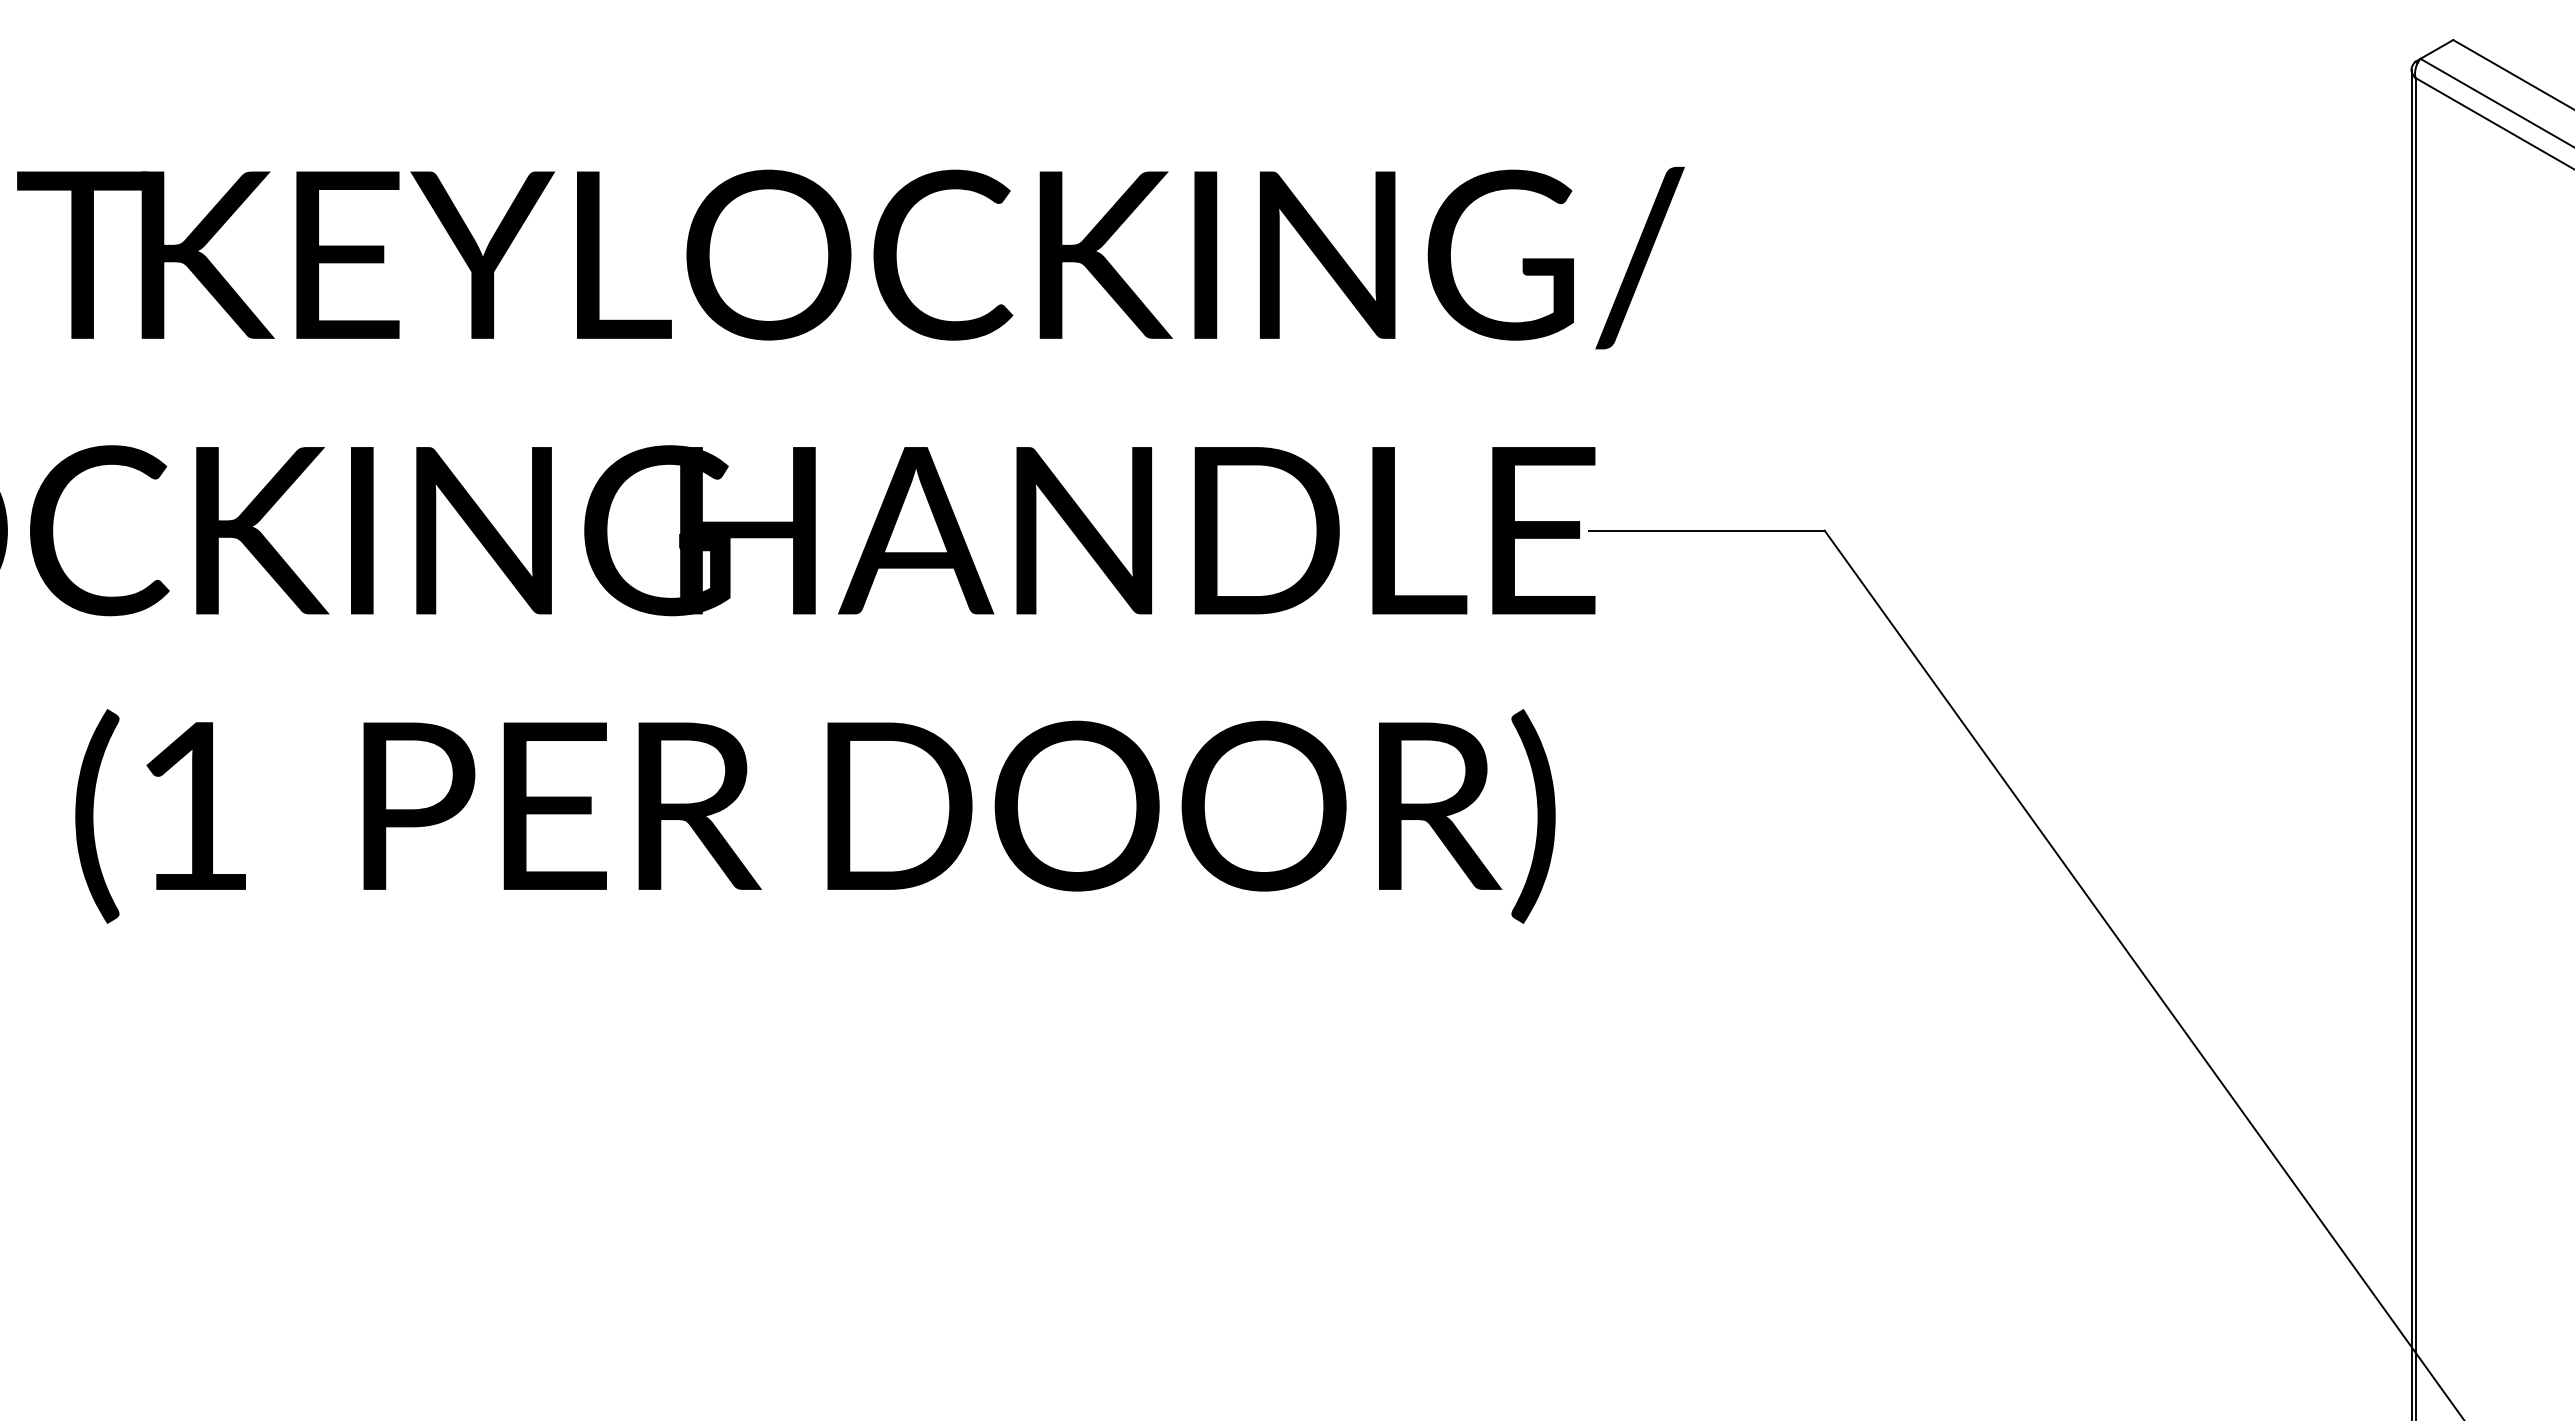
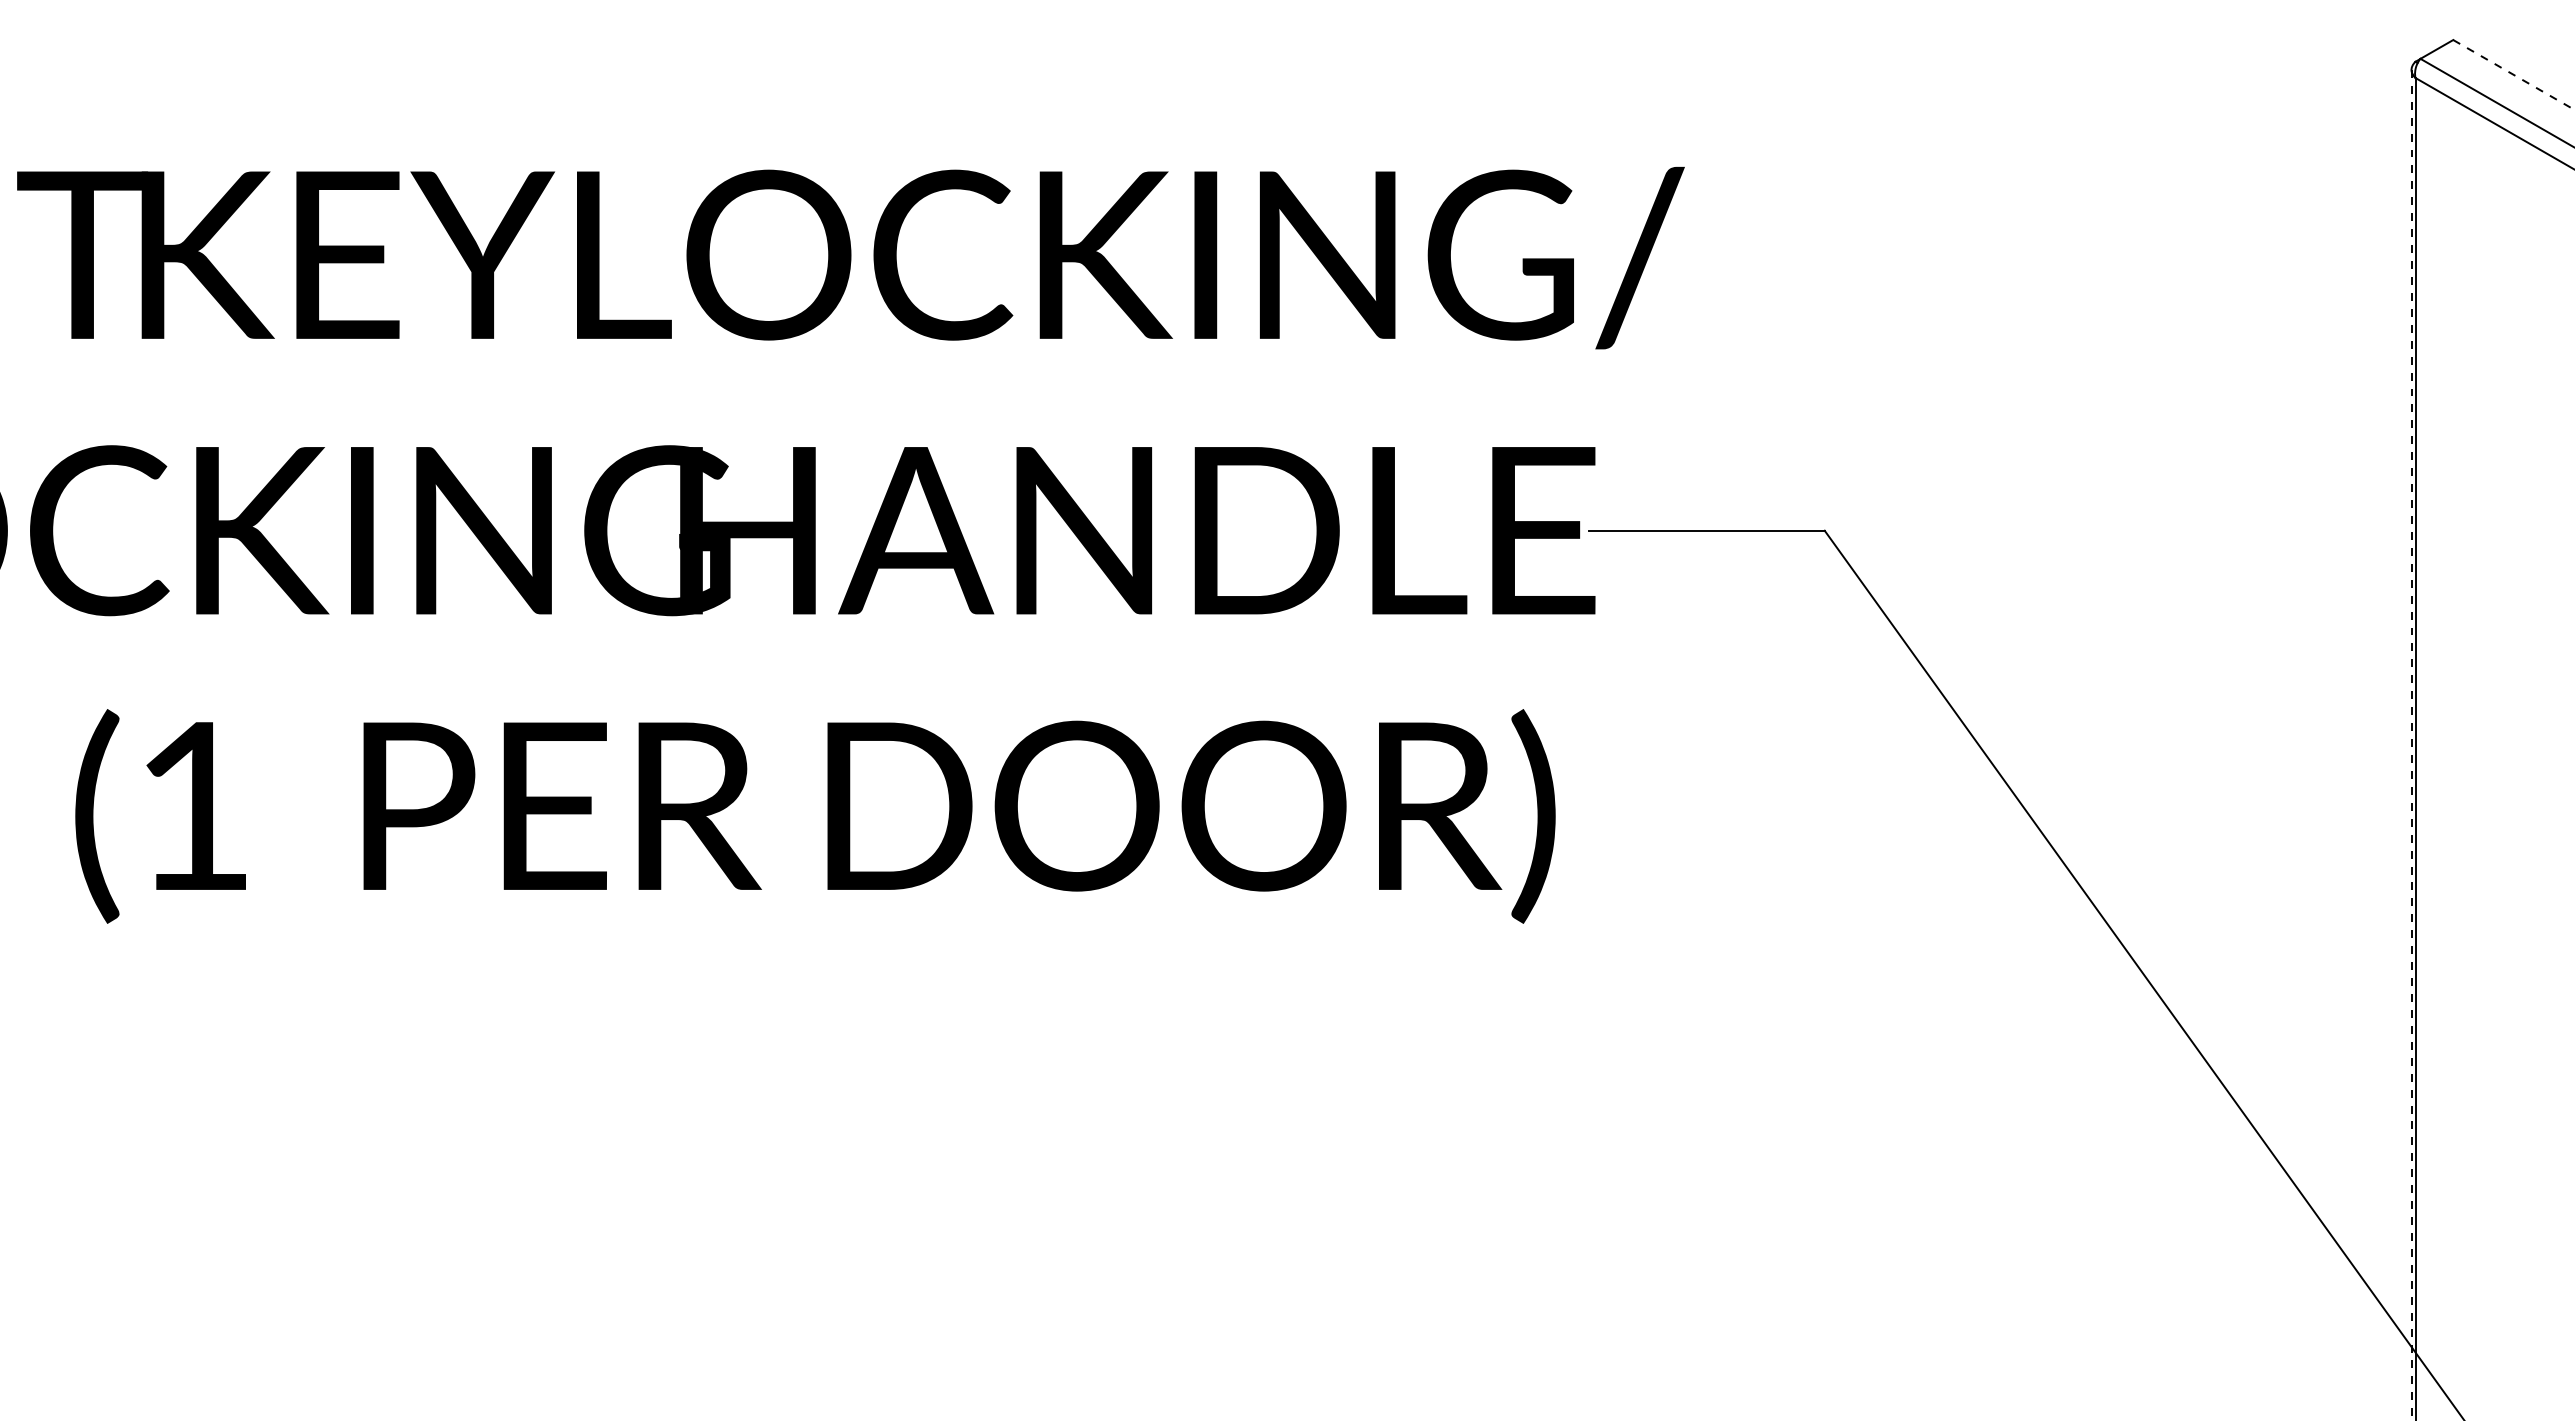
line: solid -> dashed (2513, 74)
line: solid -> dashed (2411, 745)
